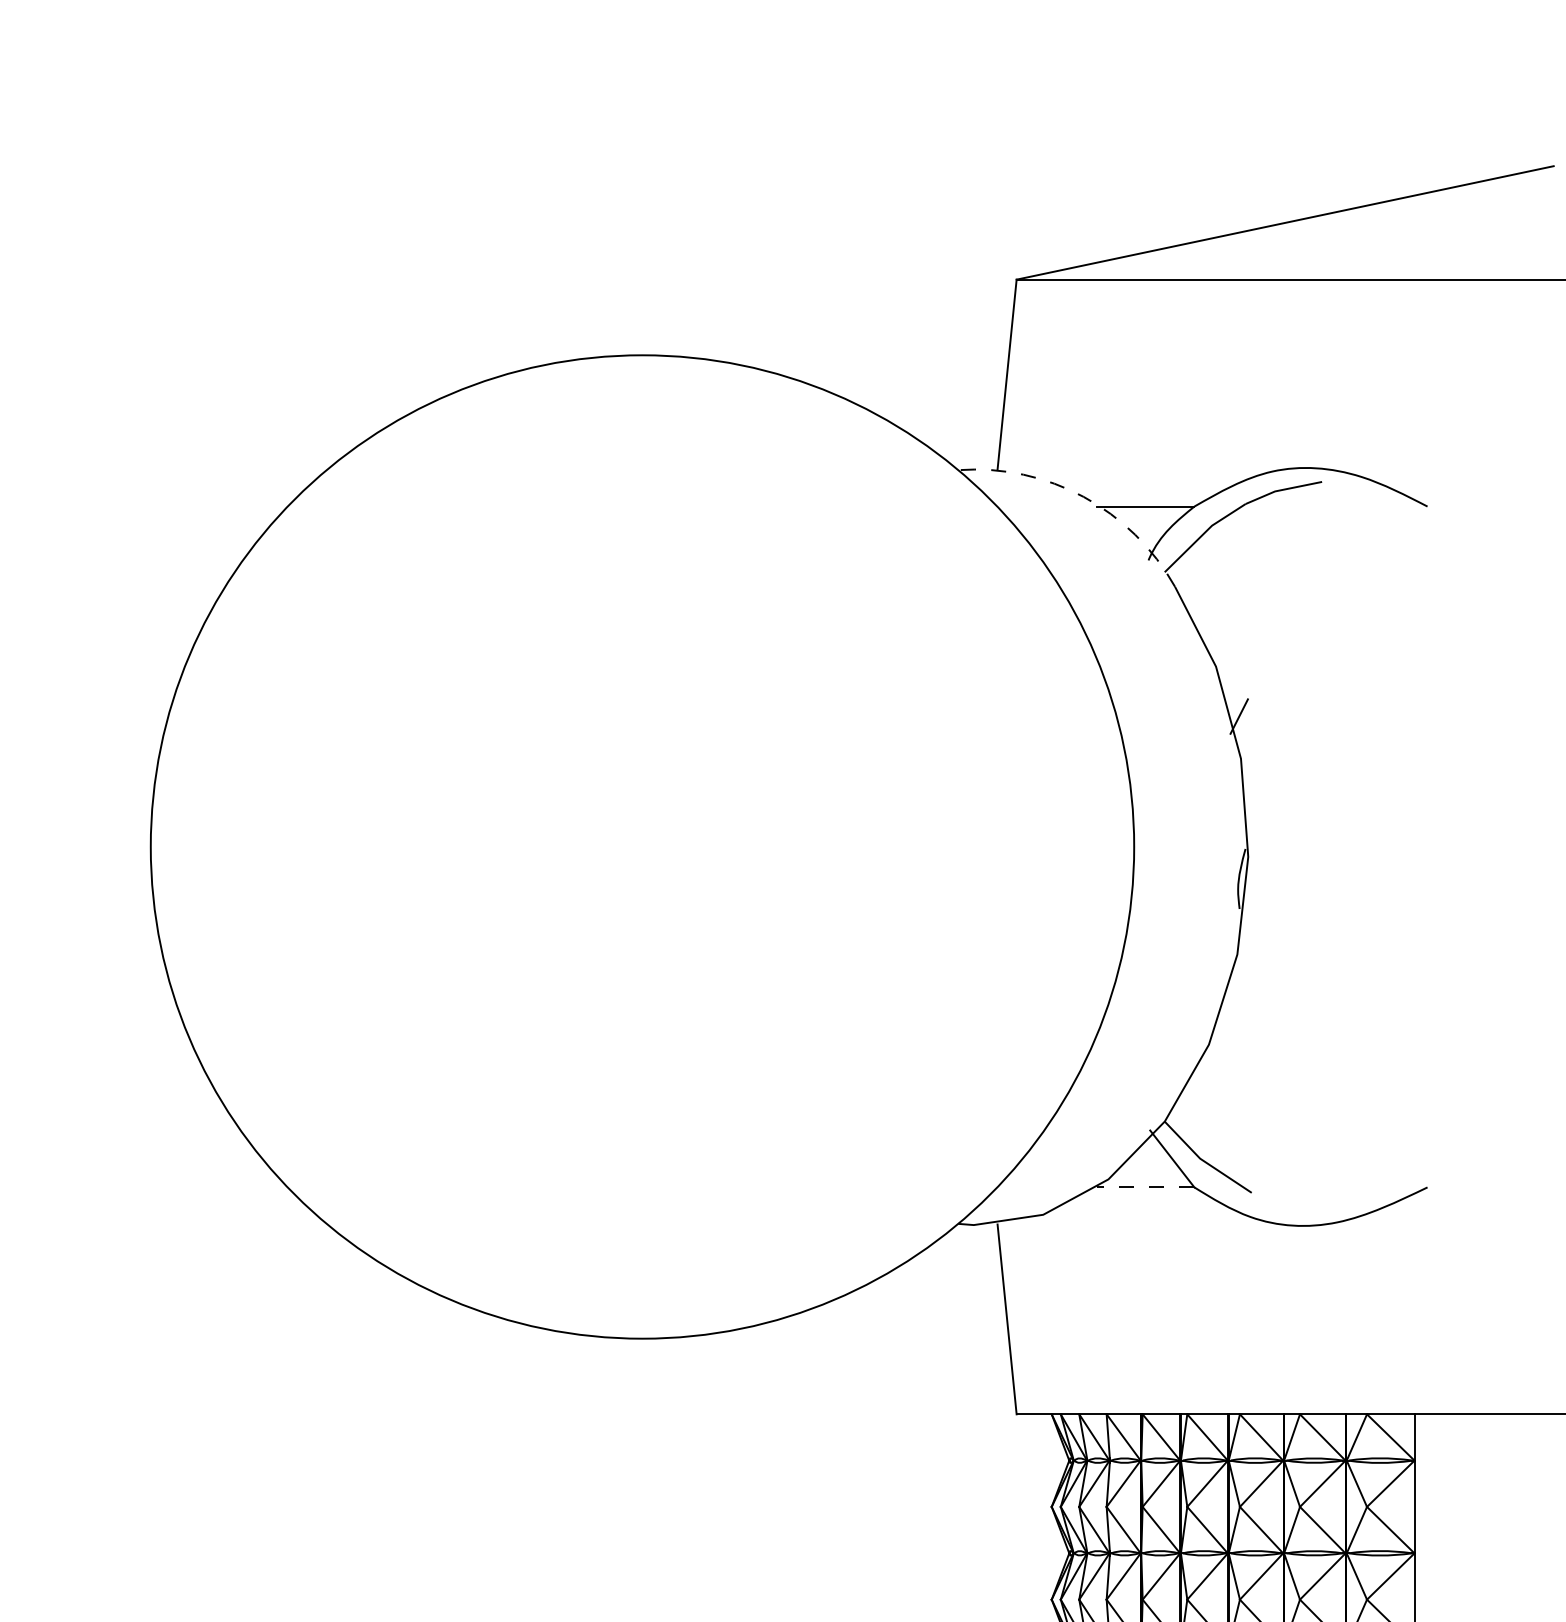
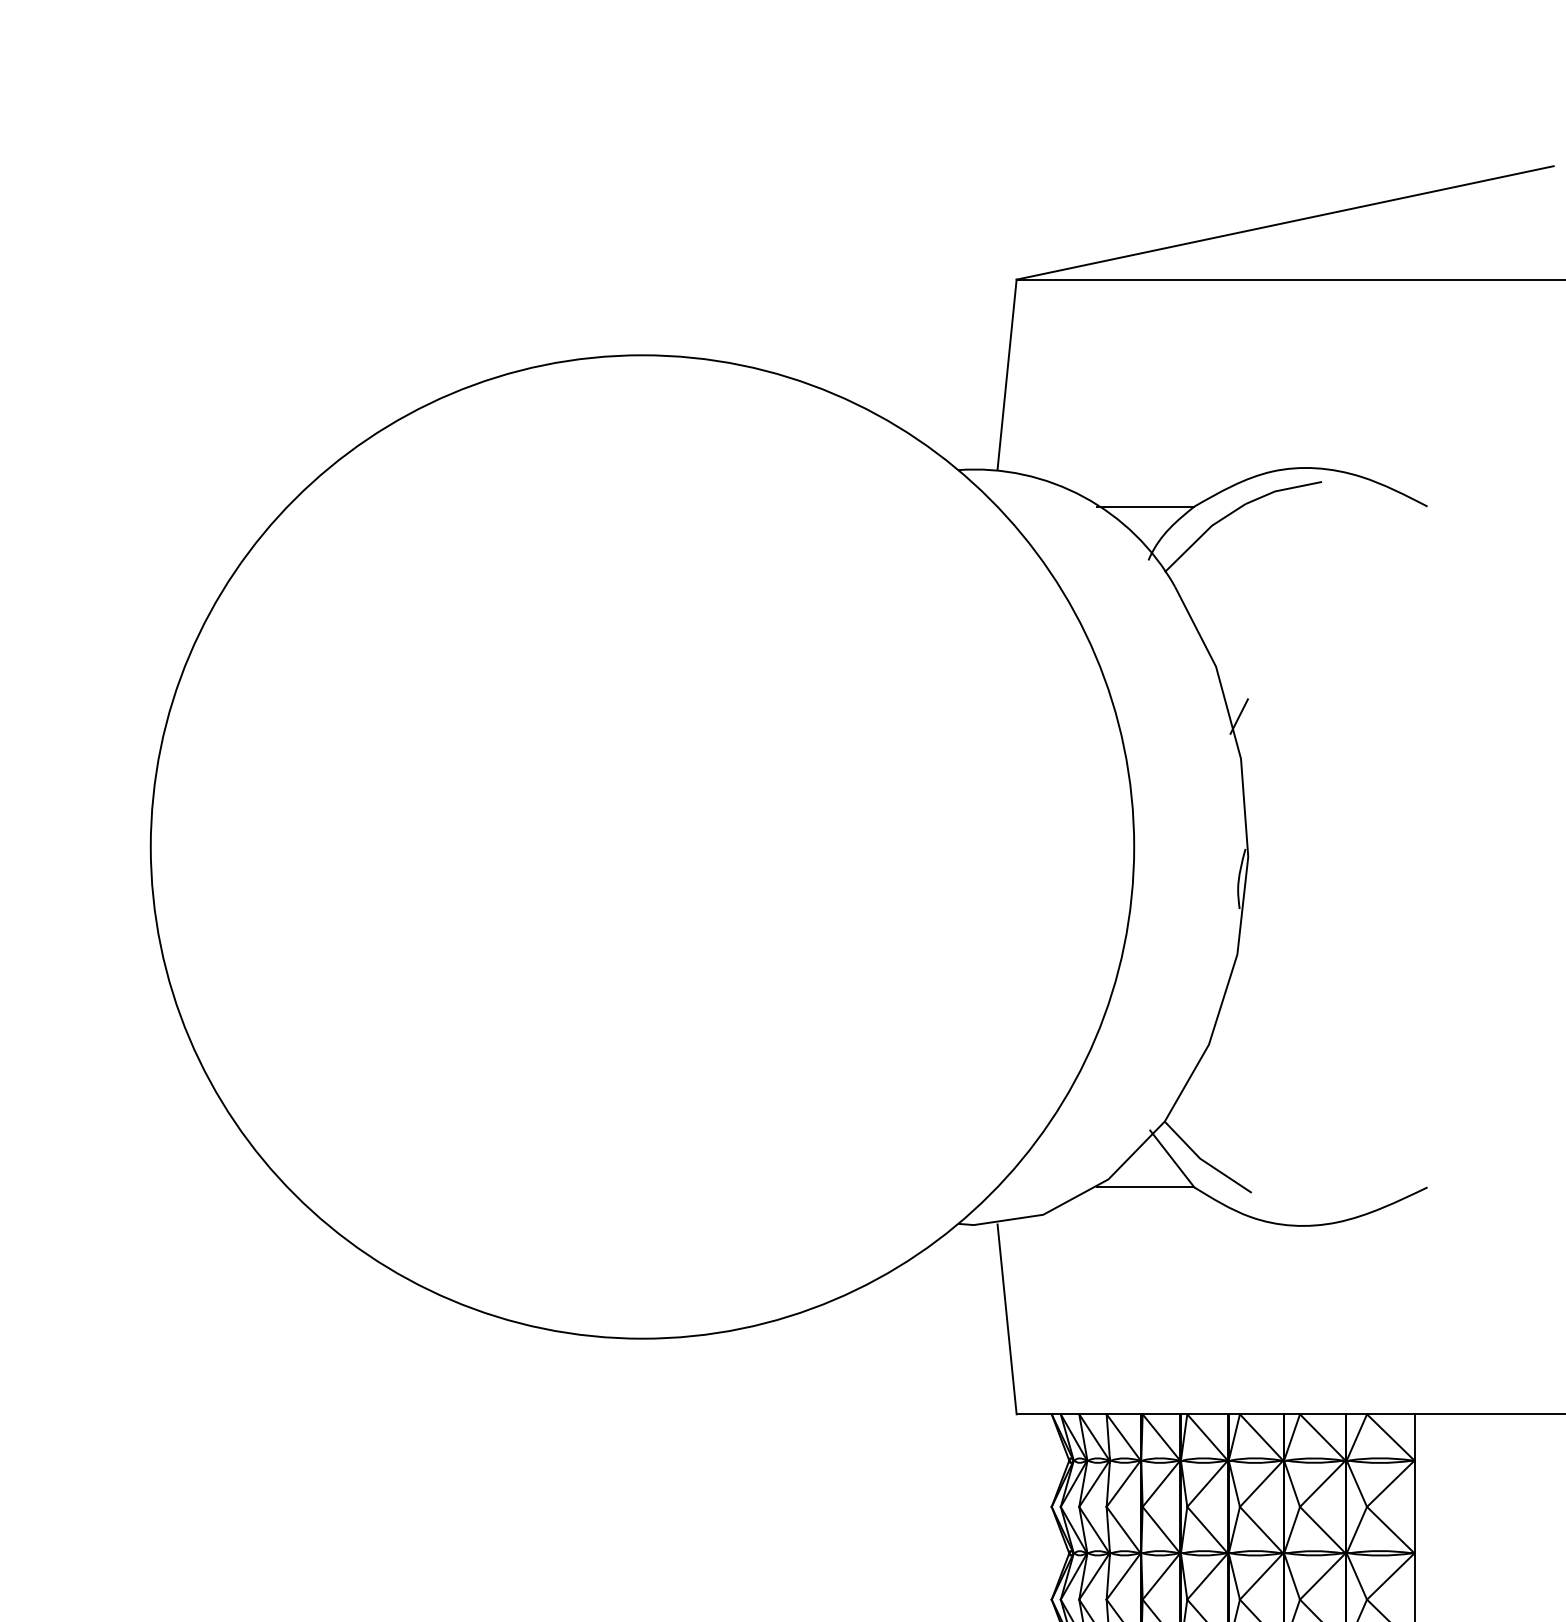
arc: dashed -> solid (1083, 496)
line: dashed -> solid (1145, 1187)
